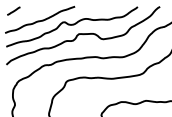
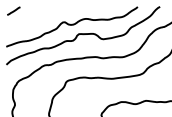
curve: present -> none (40, 20)
